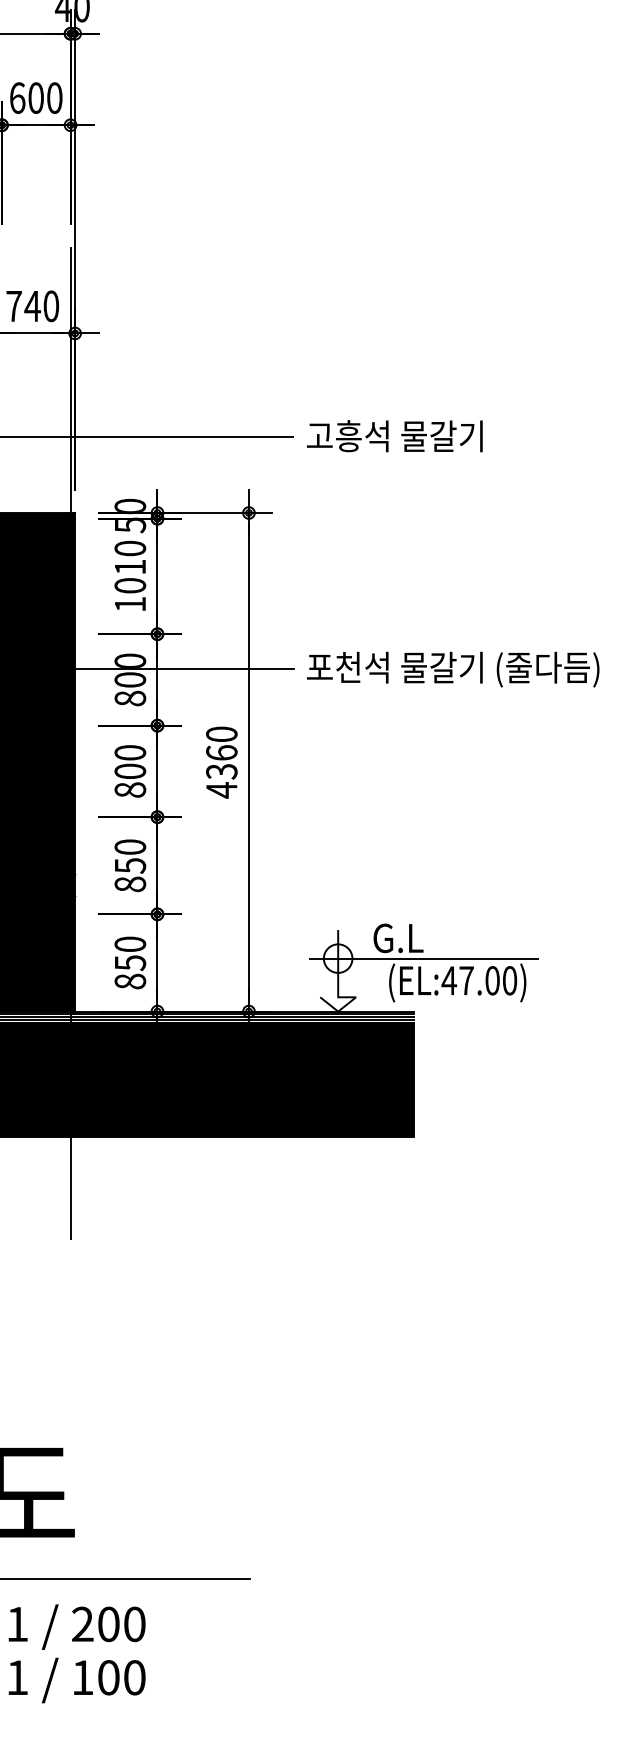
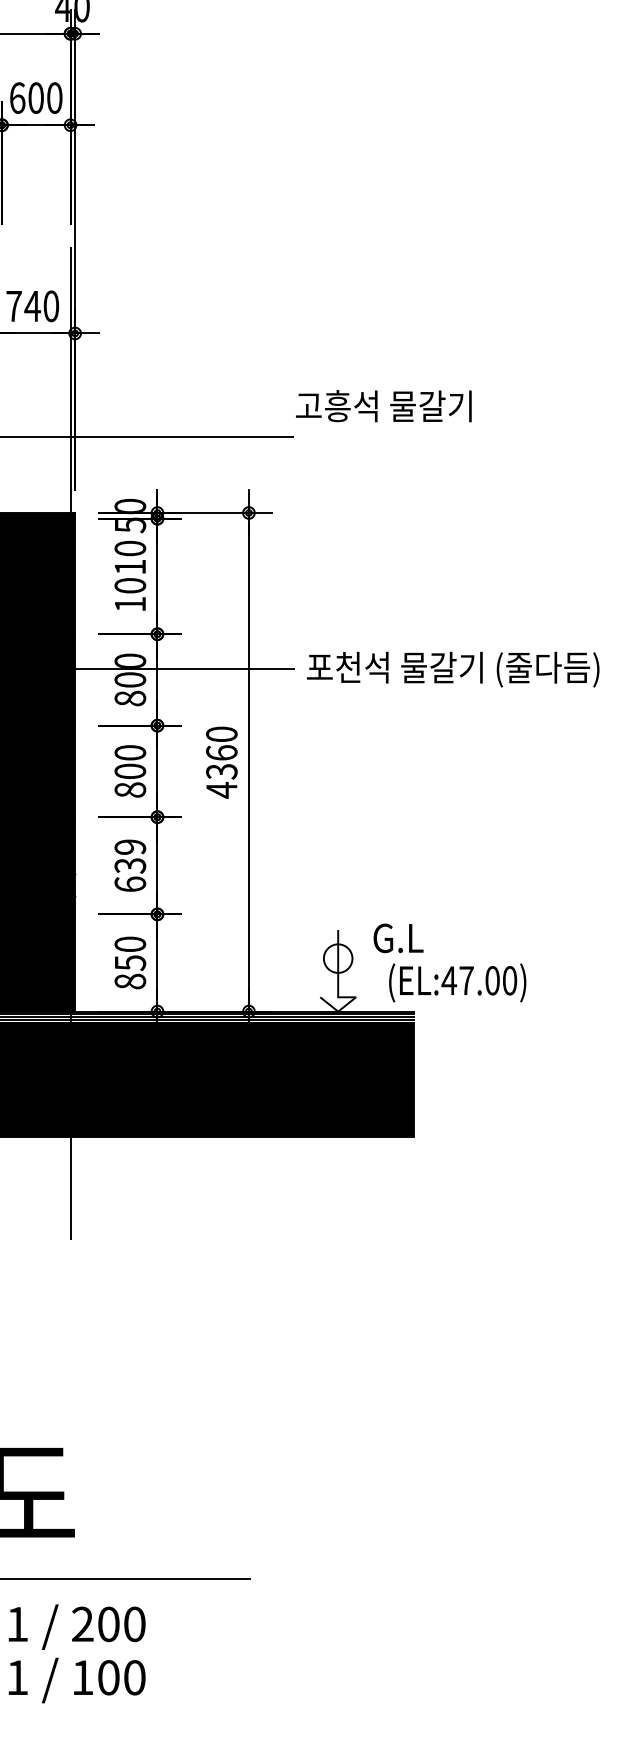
text position: (394, 436) -> (383, 406) (383, 406)
text: 850 -> 639 (130, 865)
line: present -> none (423, 958)
